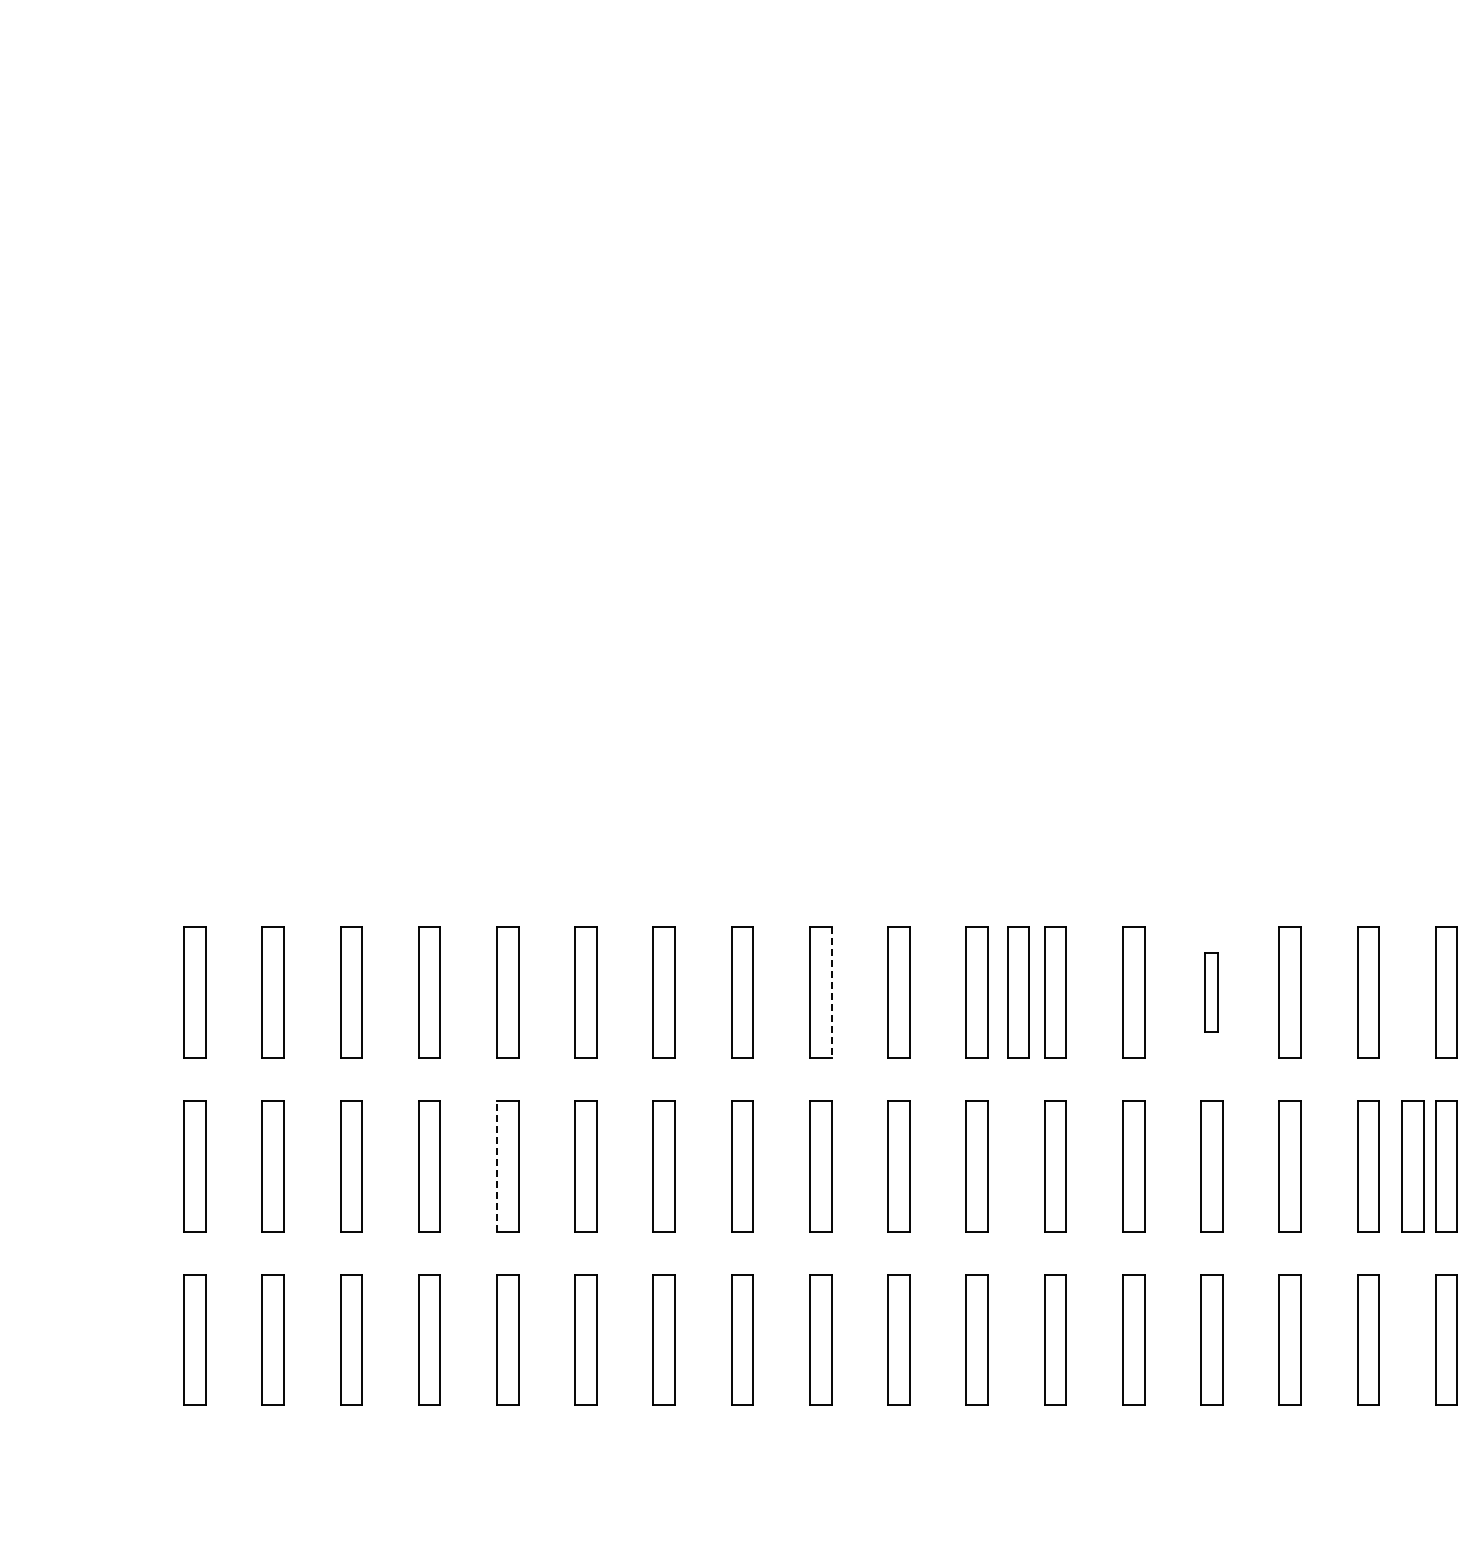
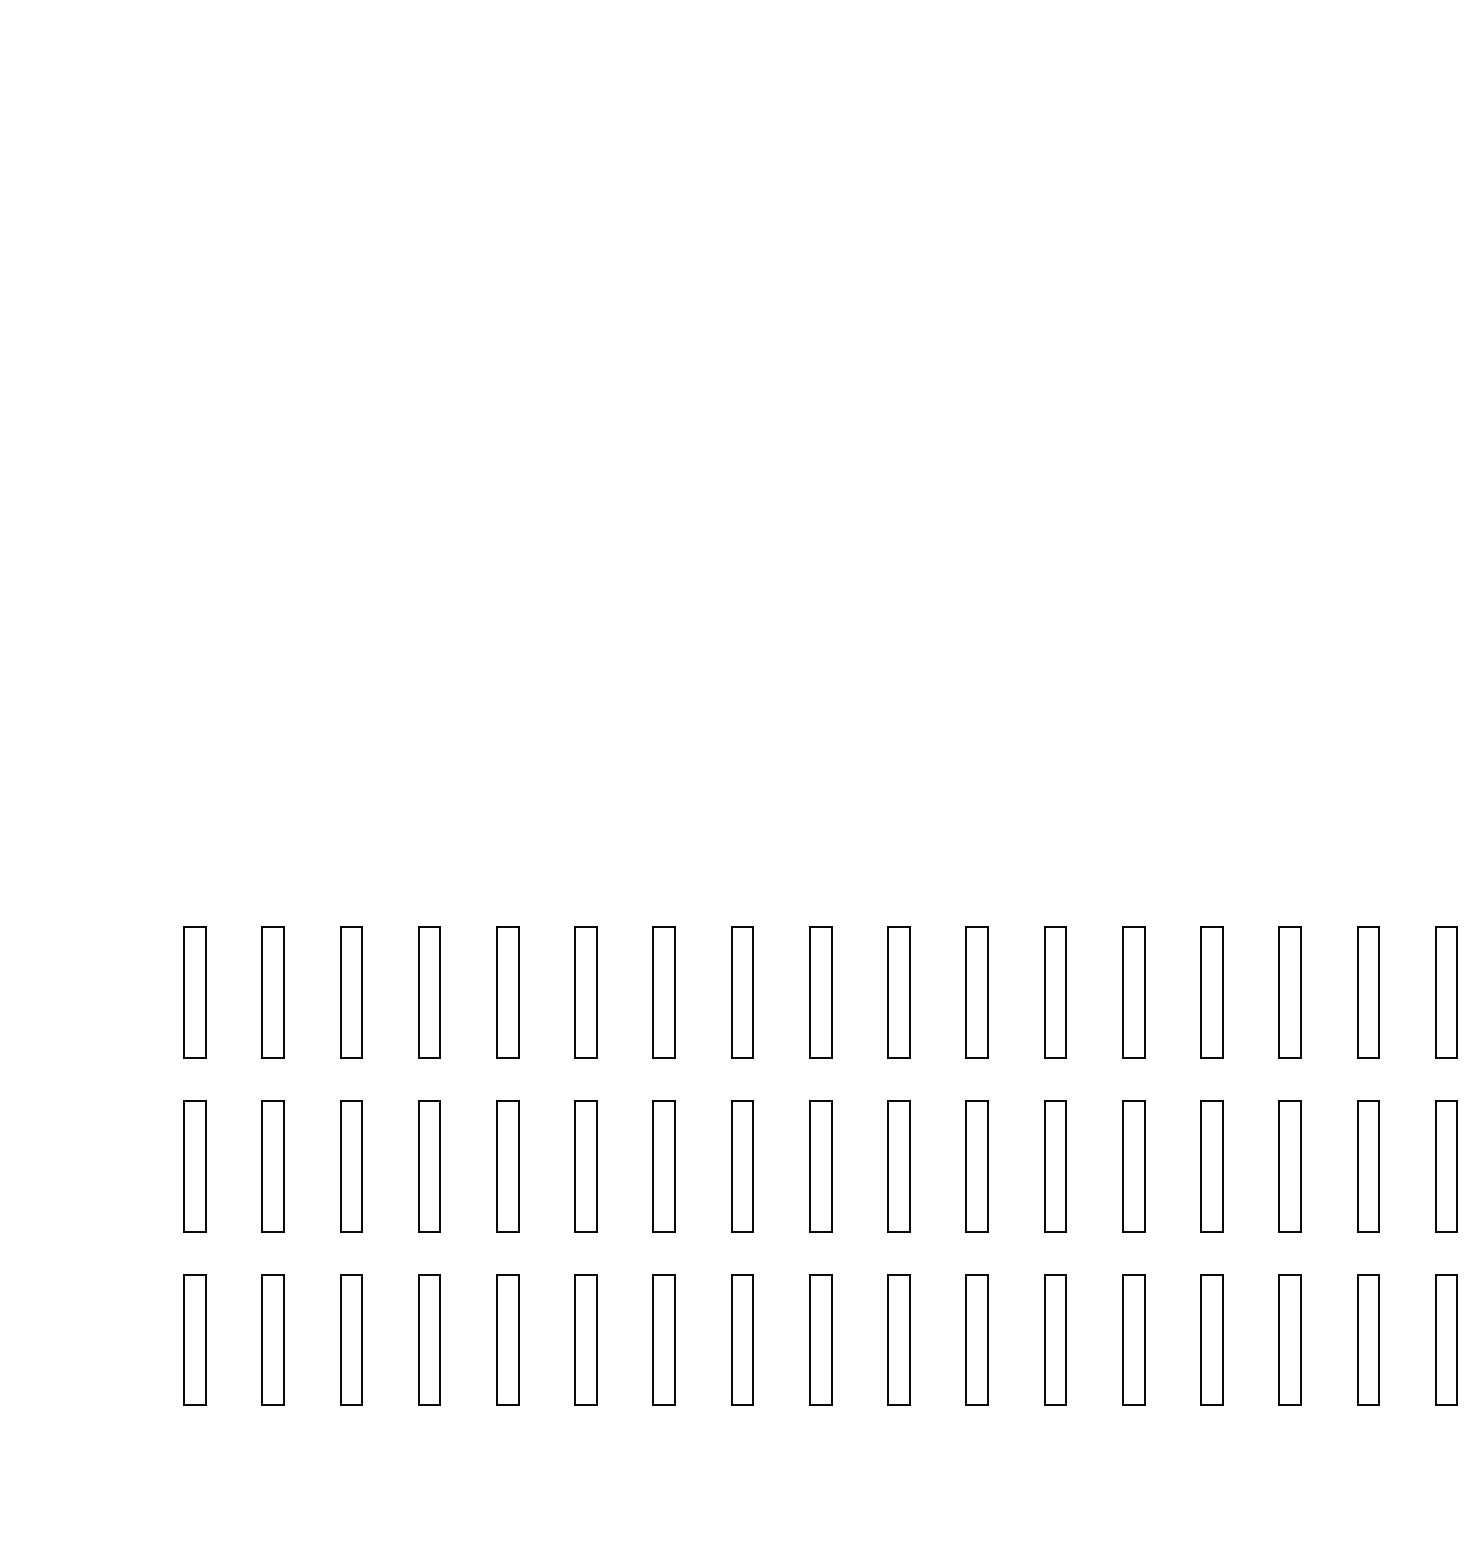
part: present -> none (1018, 992)
part size: 15x81 px -> 24x133 px (1211, 992)
line: dashed -> solid (831, 993)
line: dashed -> solid (496, 1165)
part: present -> none (1412, 1166)
